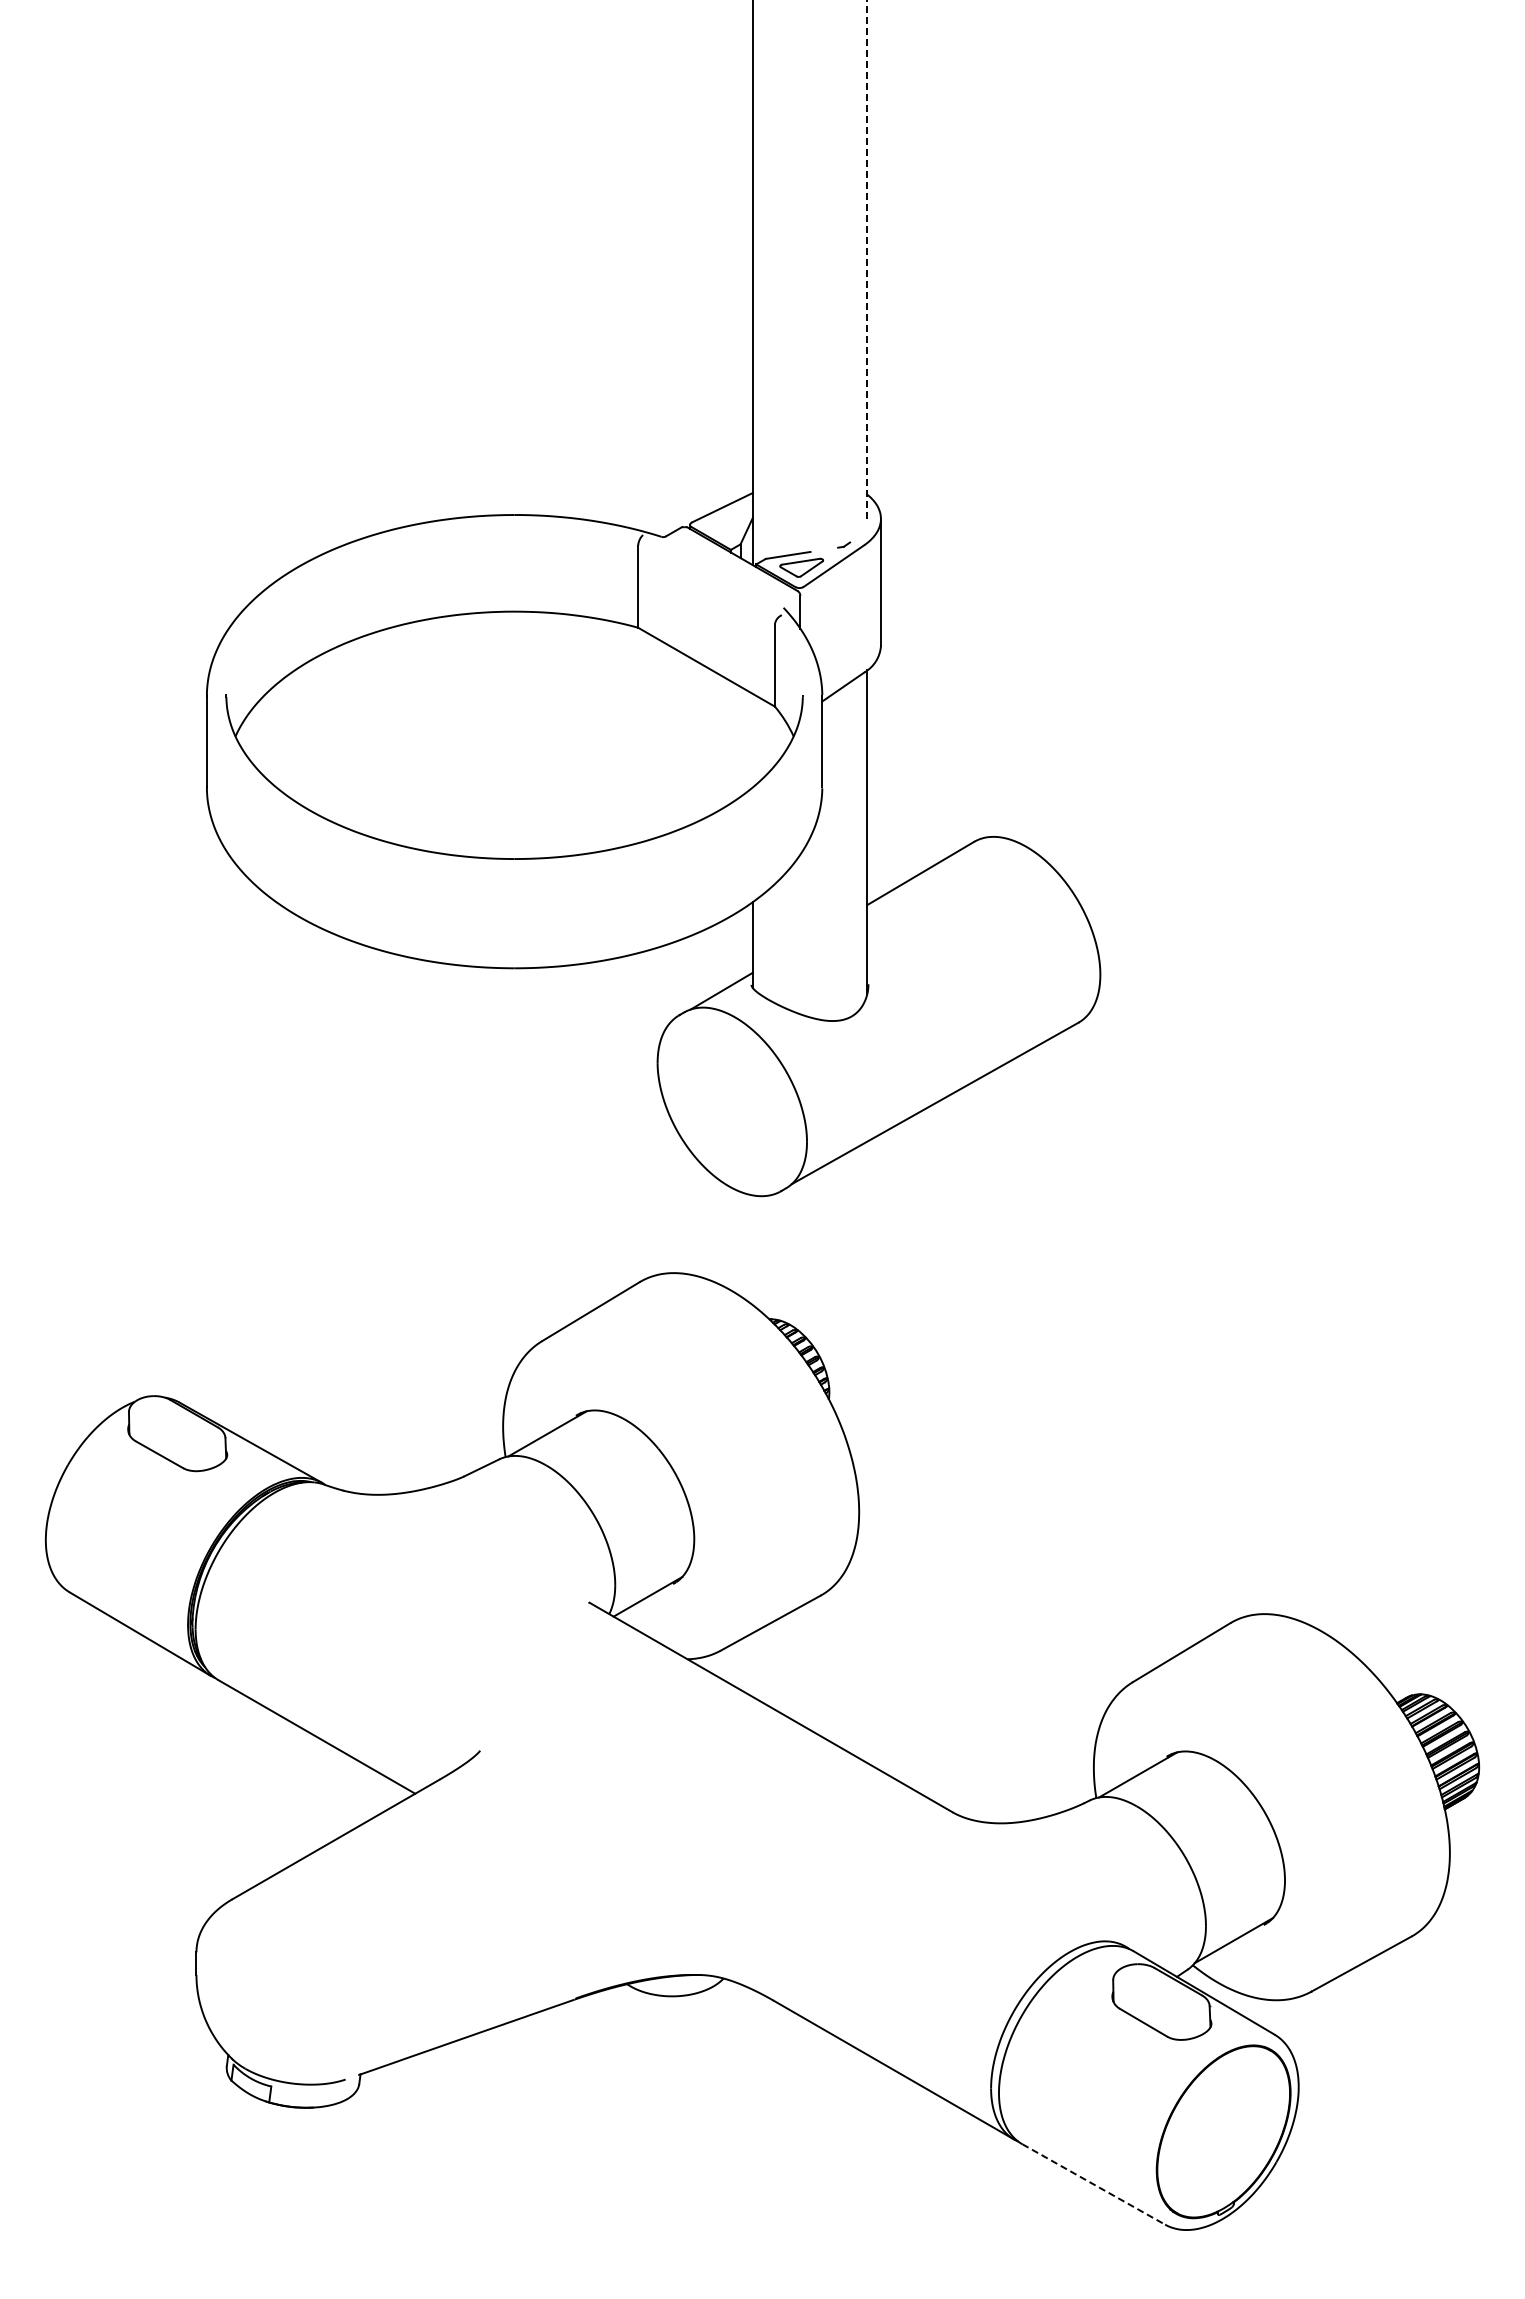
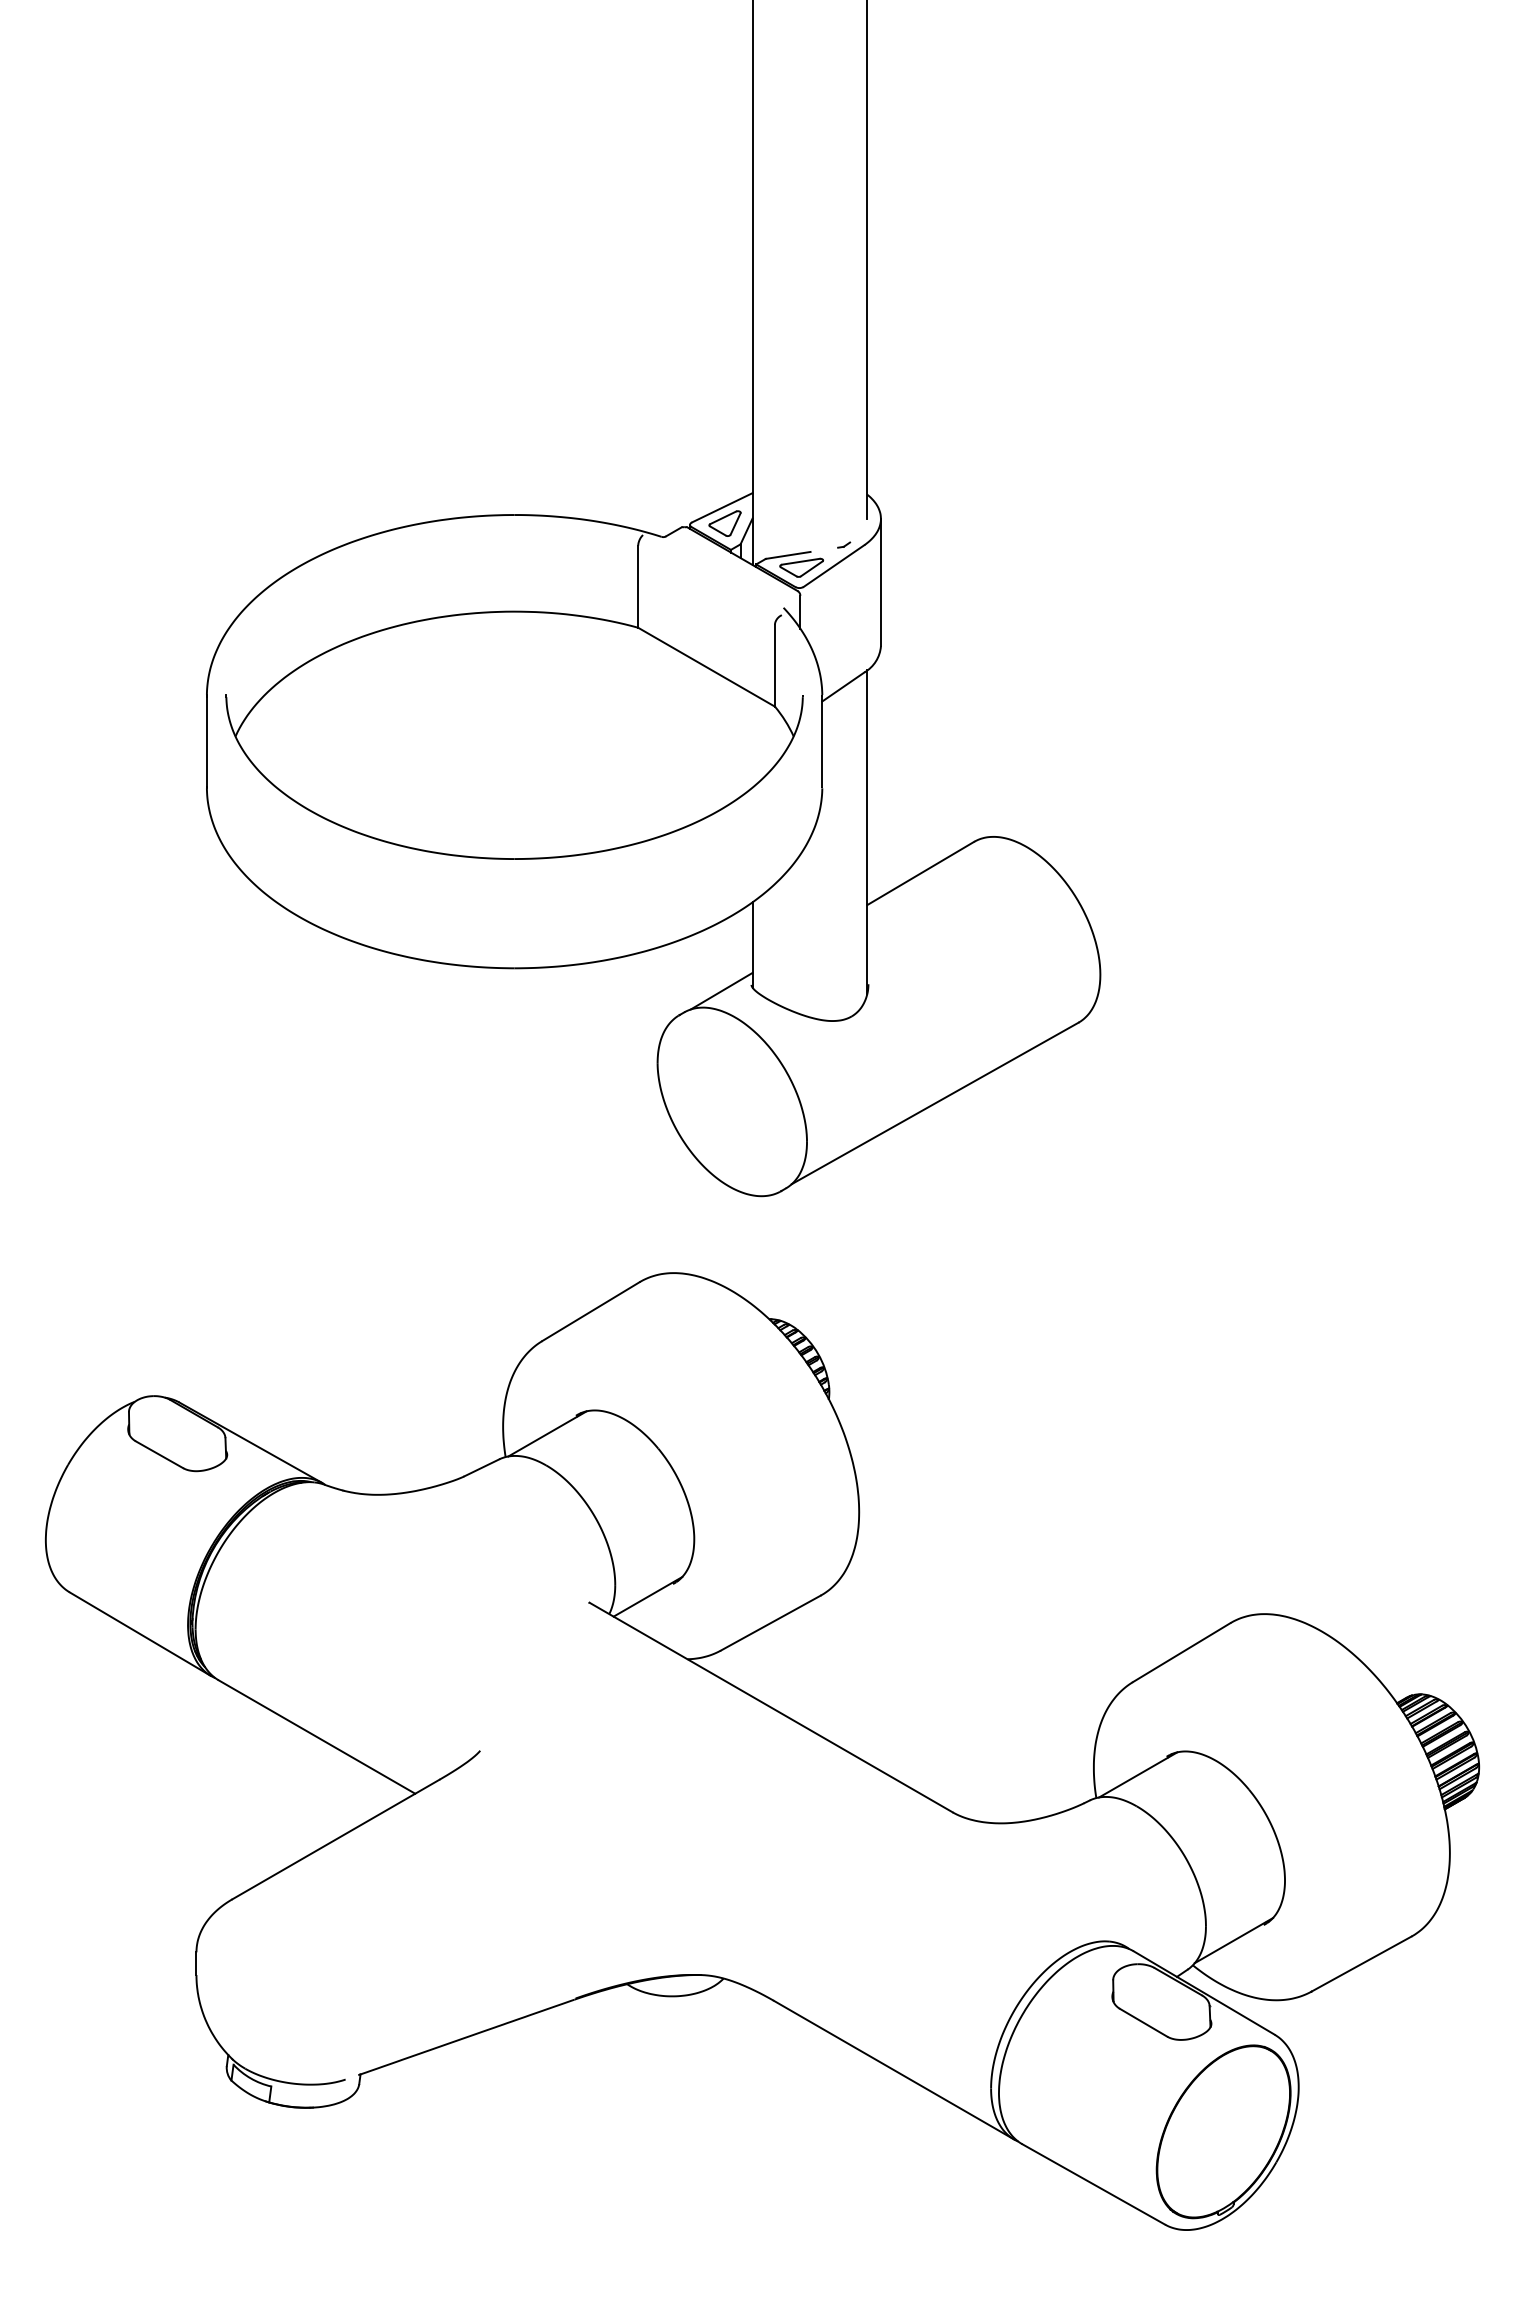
line: dashed -> solid (867, 258)
part: none -> present (724, 523)
line: dashed -> solid (1093, 2184)
